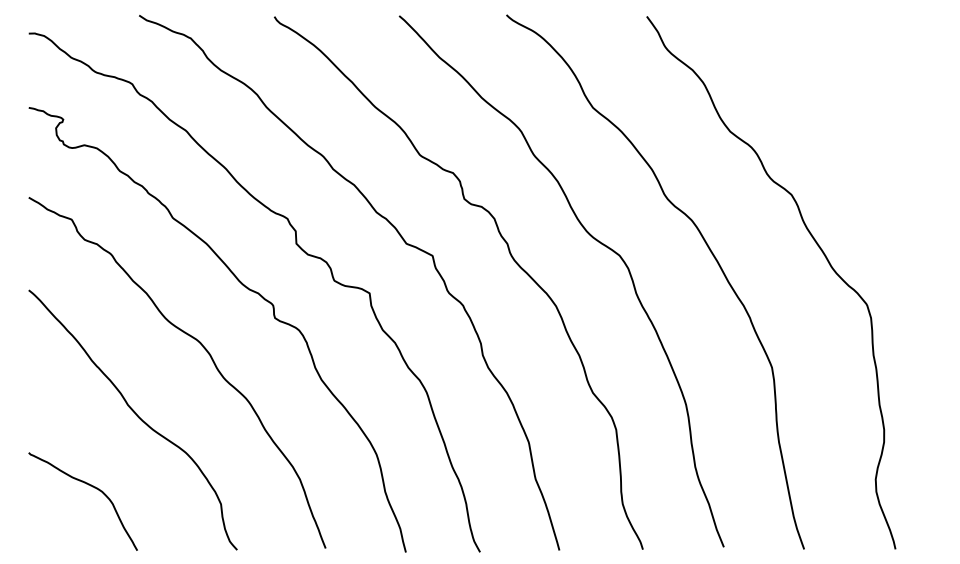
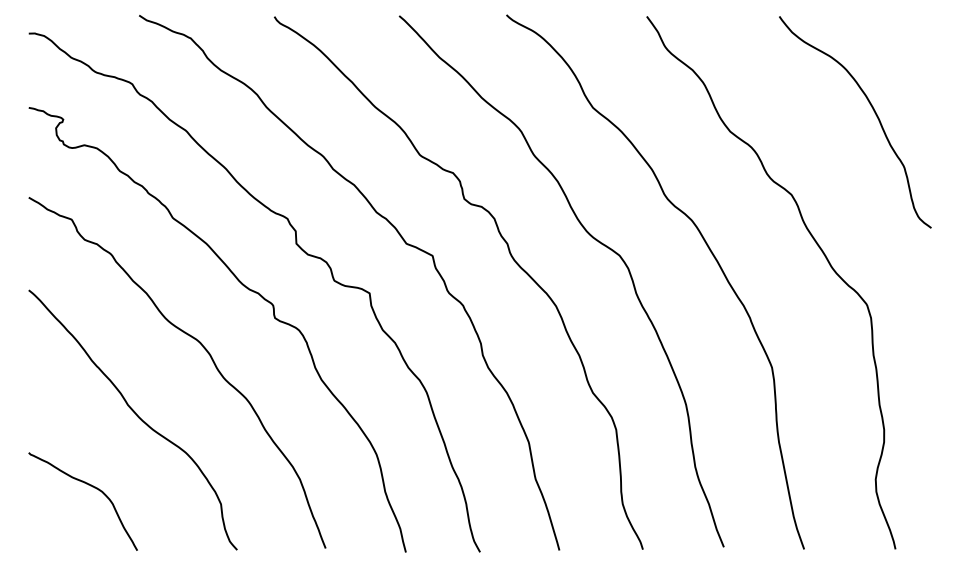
curve: none -> present (874, 113)
